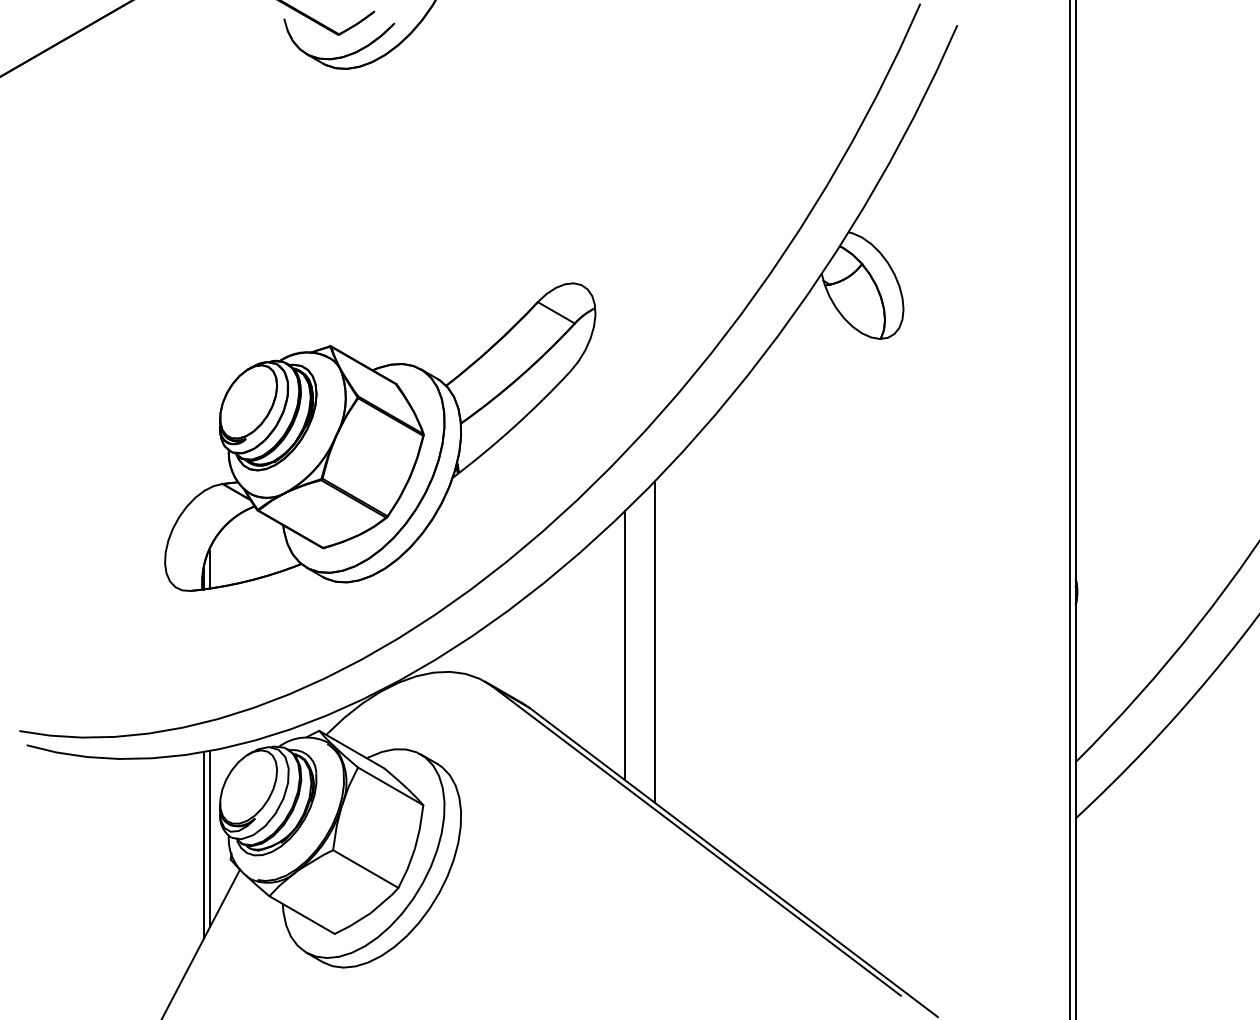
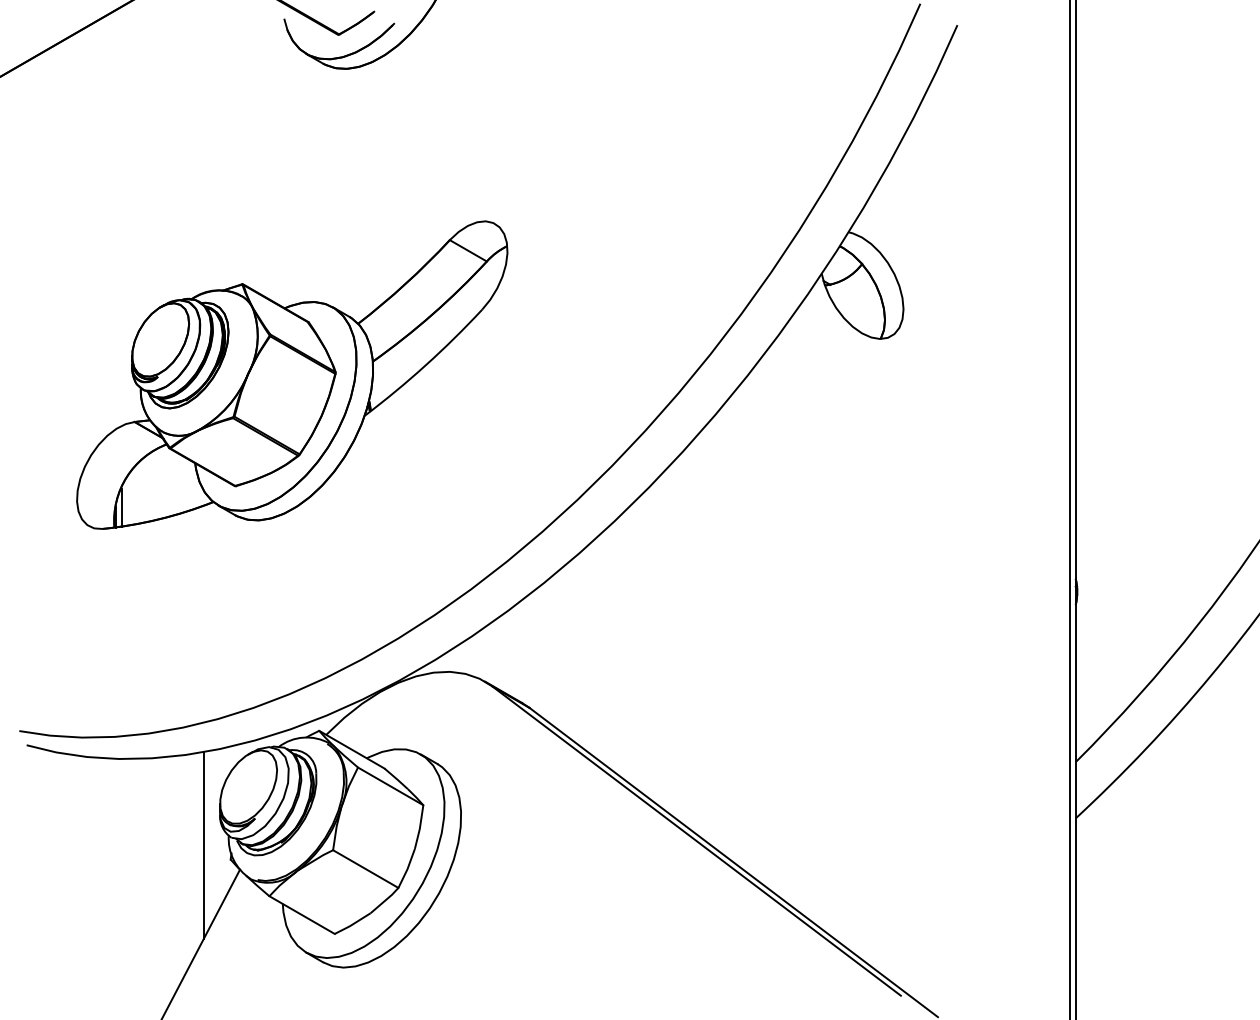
part position: (380, 436) -> (292, 374) (292, 374)
line: present -> none (654, 641)
line: present -> none (624, 645)
line: present -> none (209, 839)
